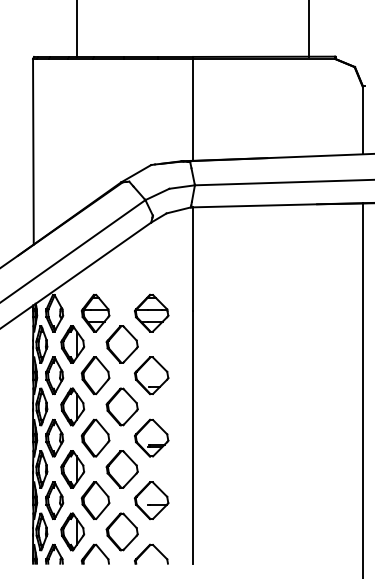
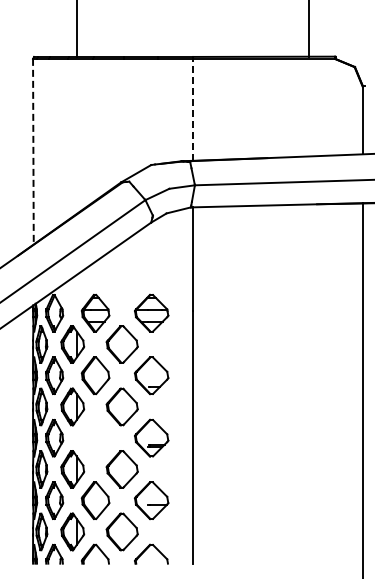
line: solid -> dashed (193, 109)
line: solid -> dashed (33, 151)
part: present -> none (95, 437)
